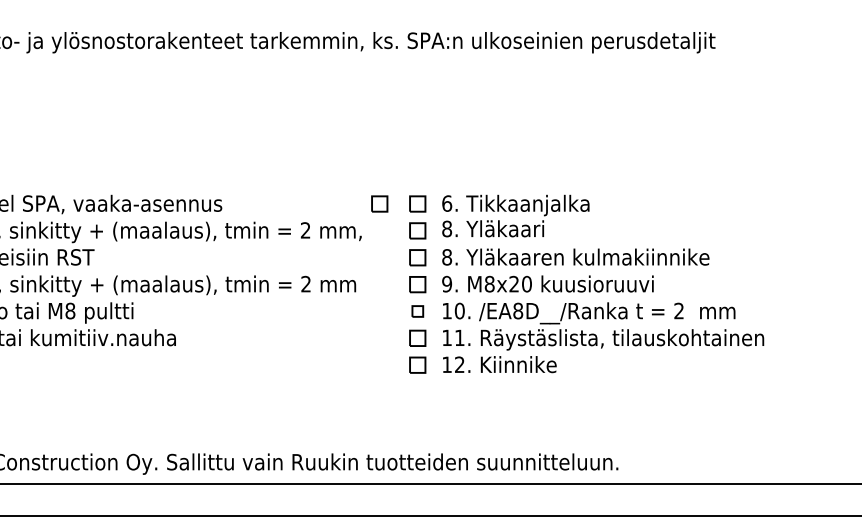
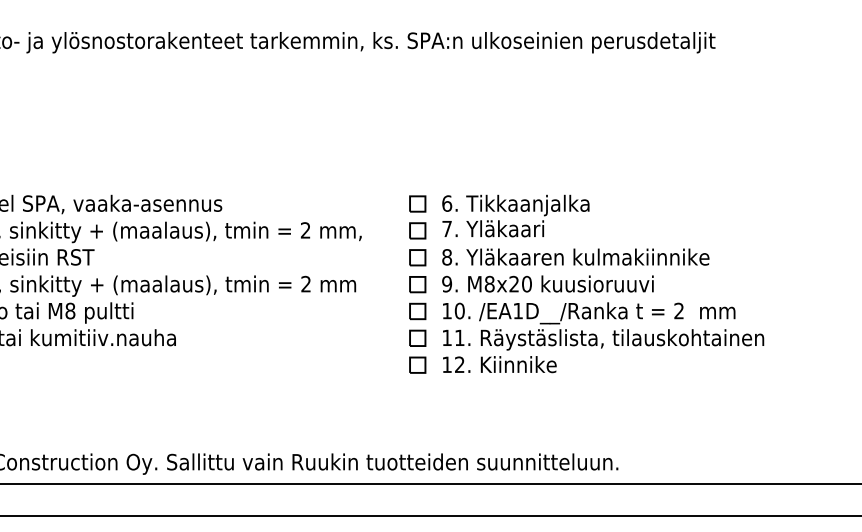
part: present -> none (379, 203)
text: 8. -> 7. (447, 228)
text: /EA8D__/Ranka -> /EA1D__/Ranka (518, 310)
part size: 14x13 px -> 18x19 px (417, 311)
